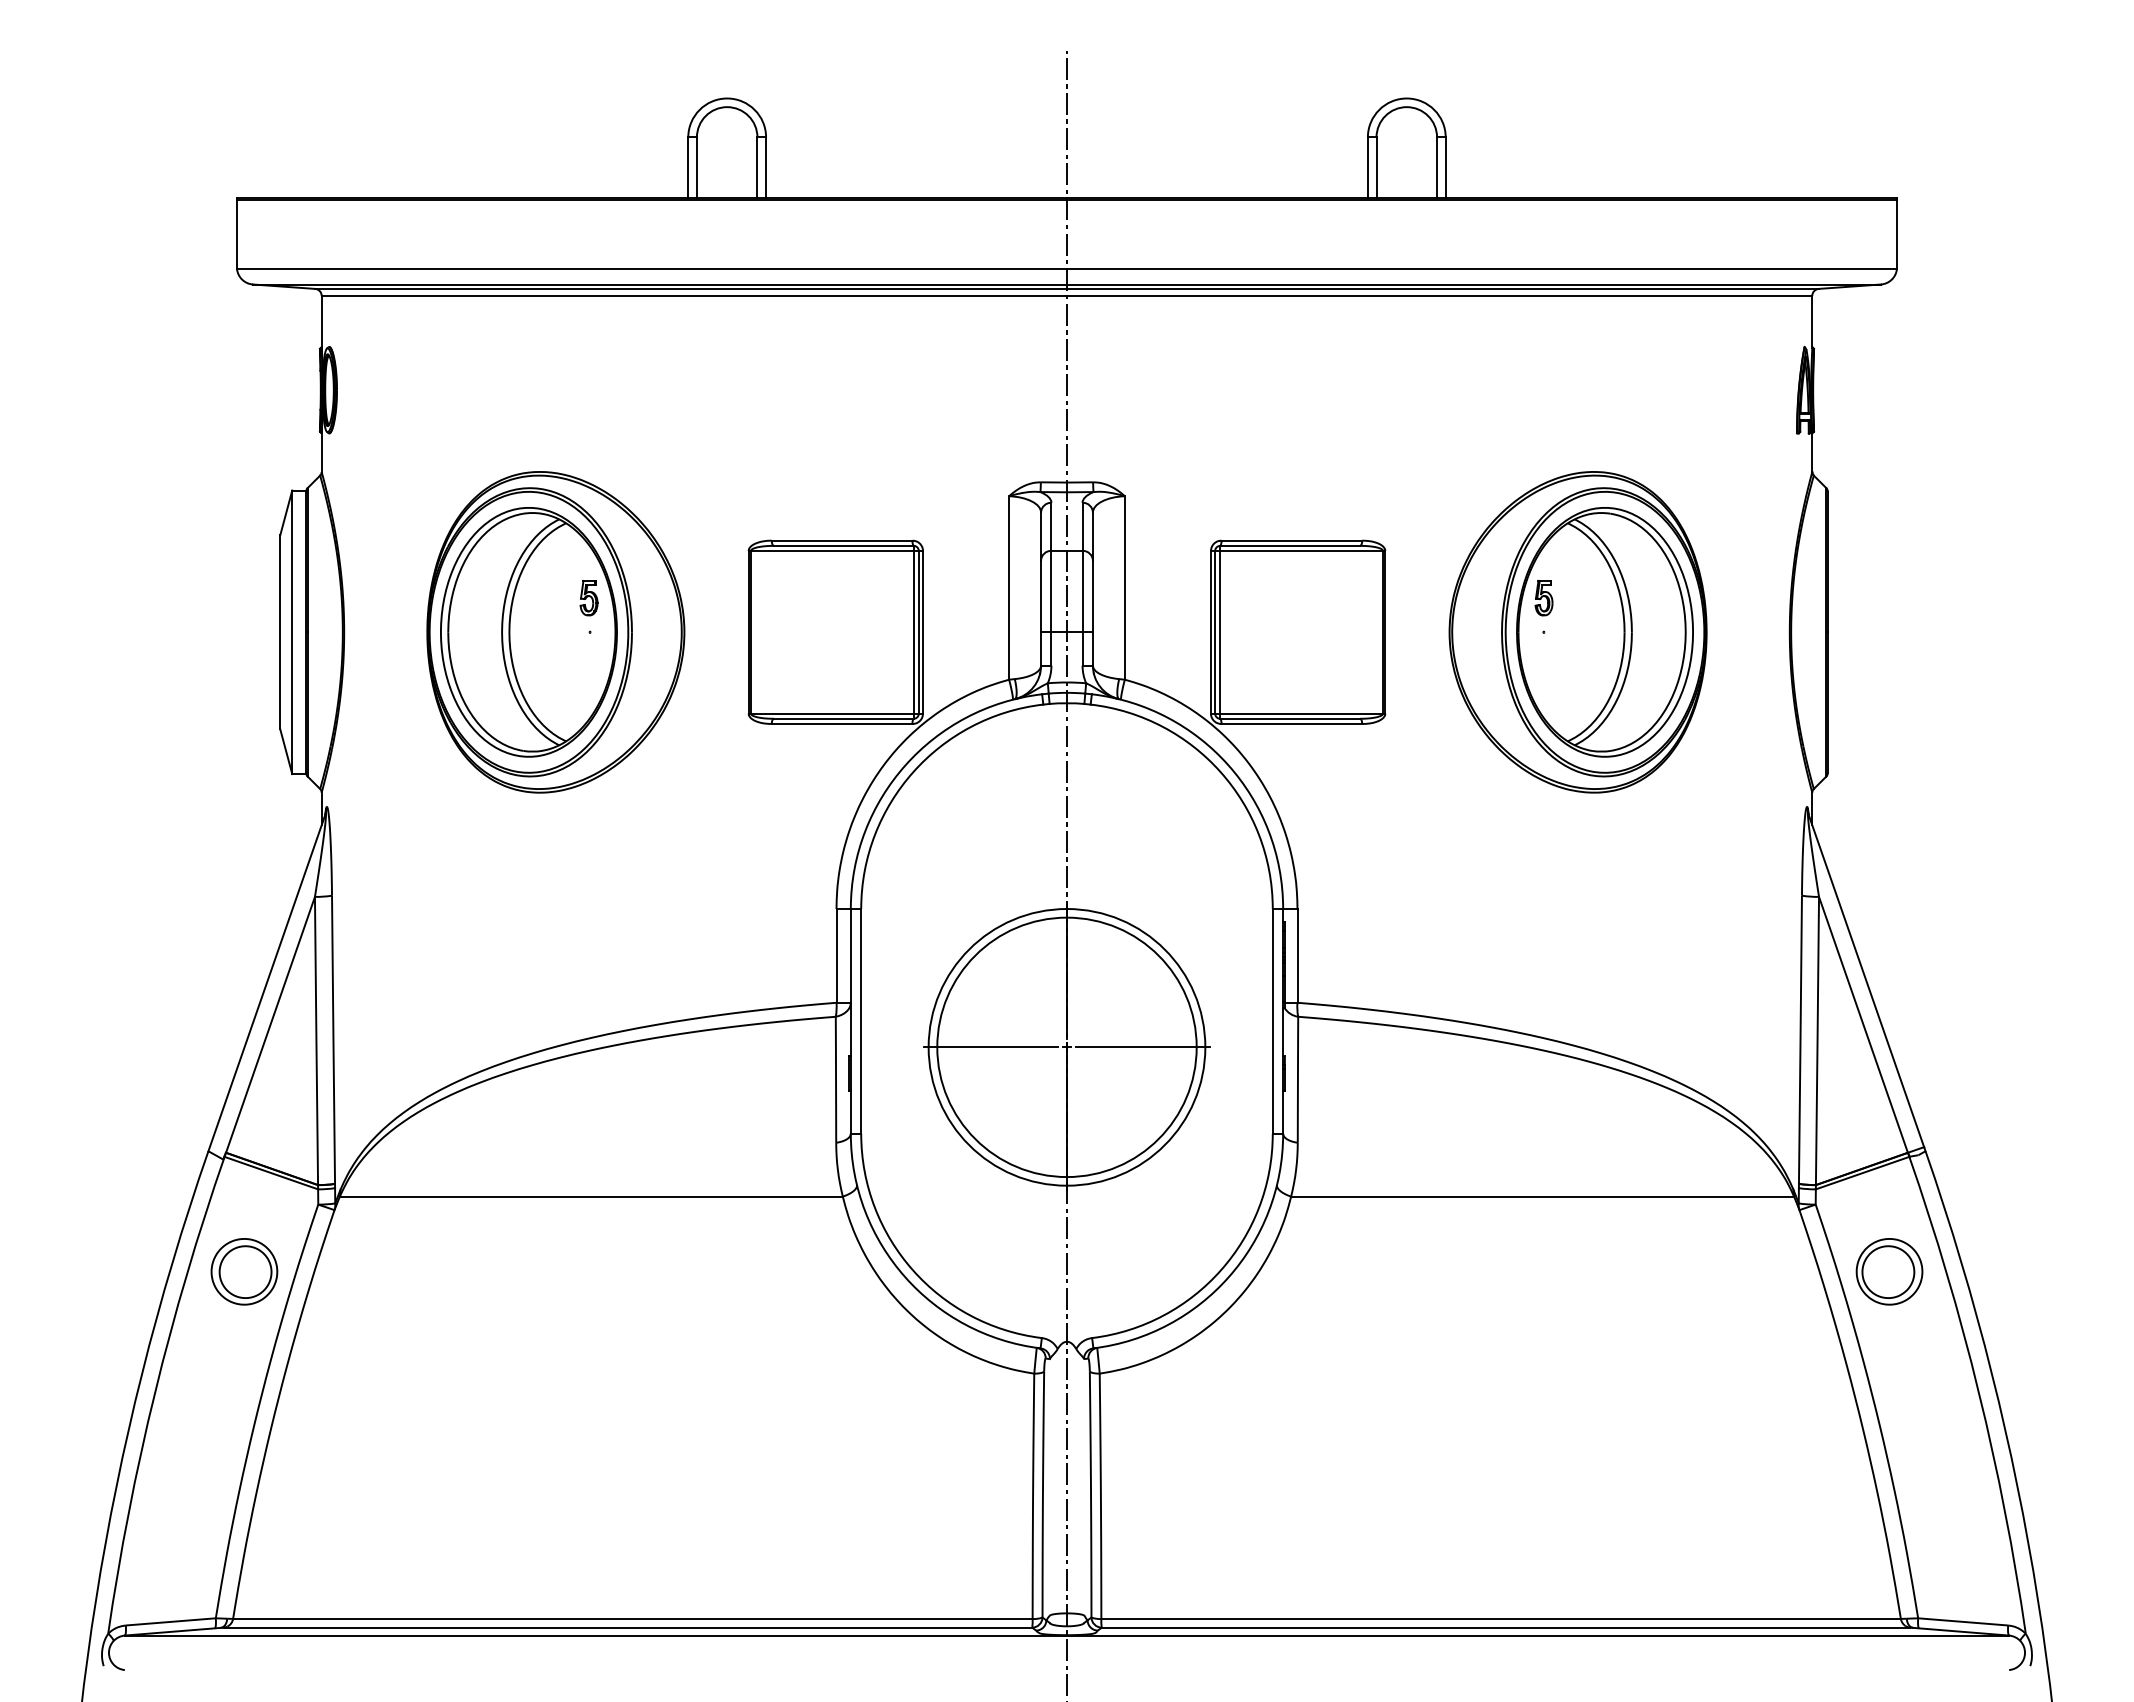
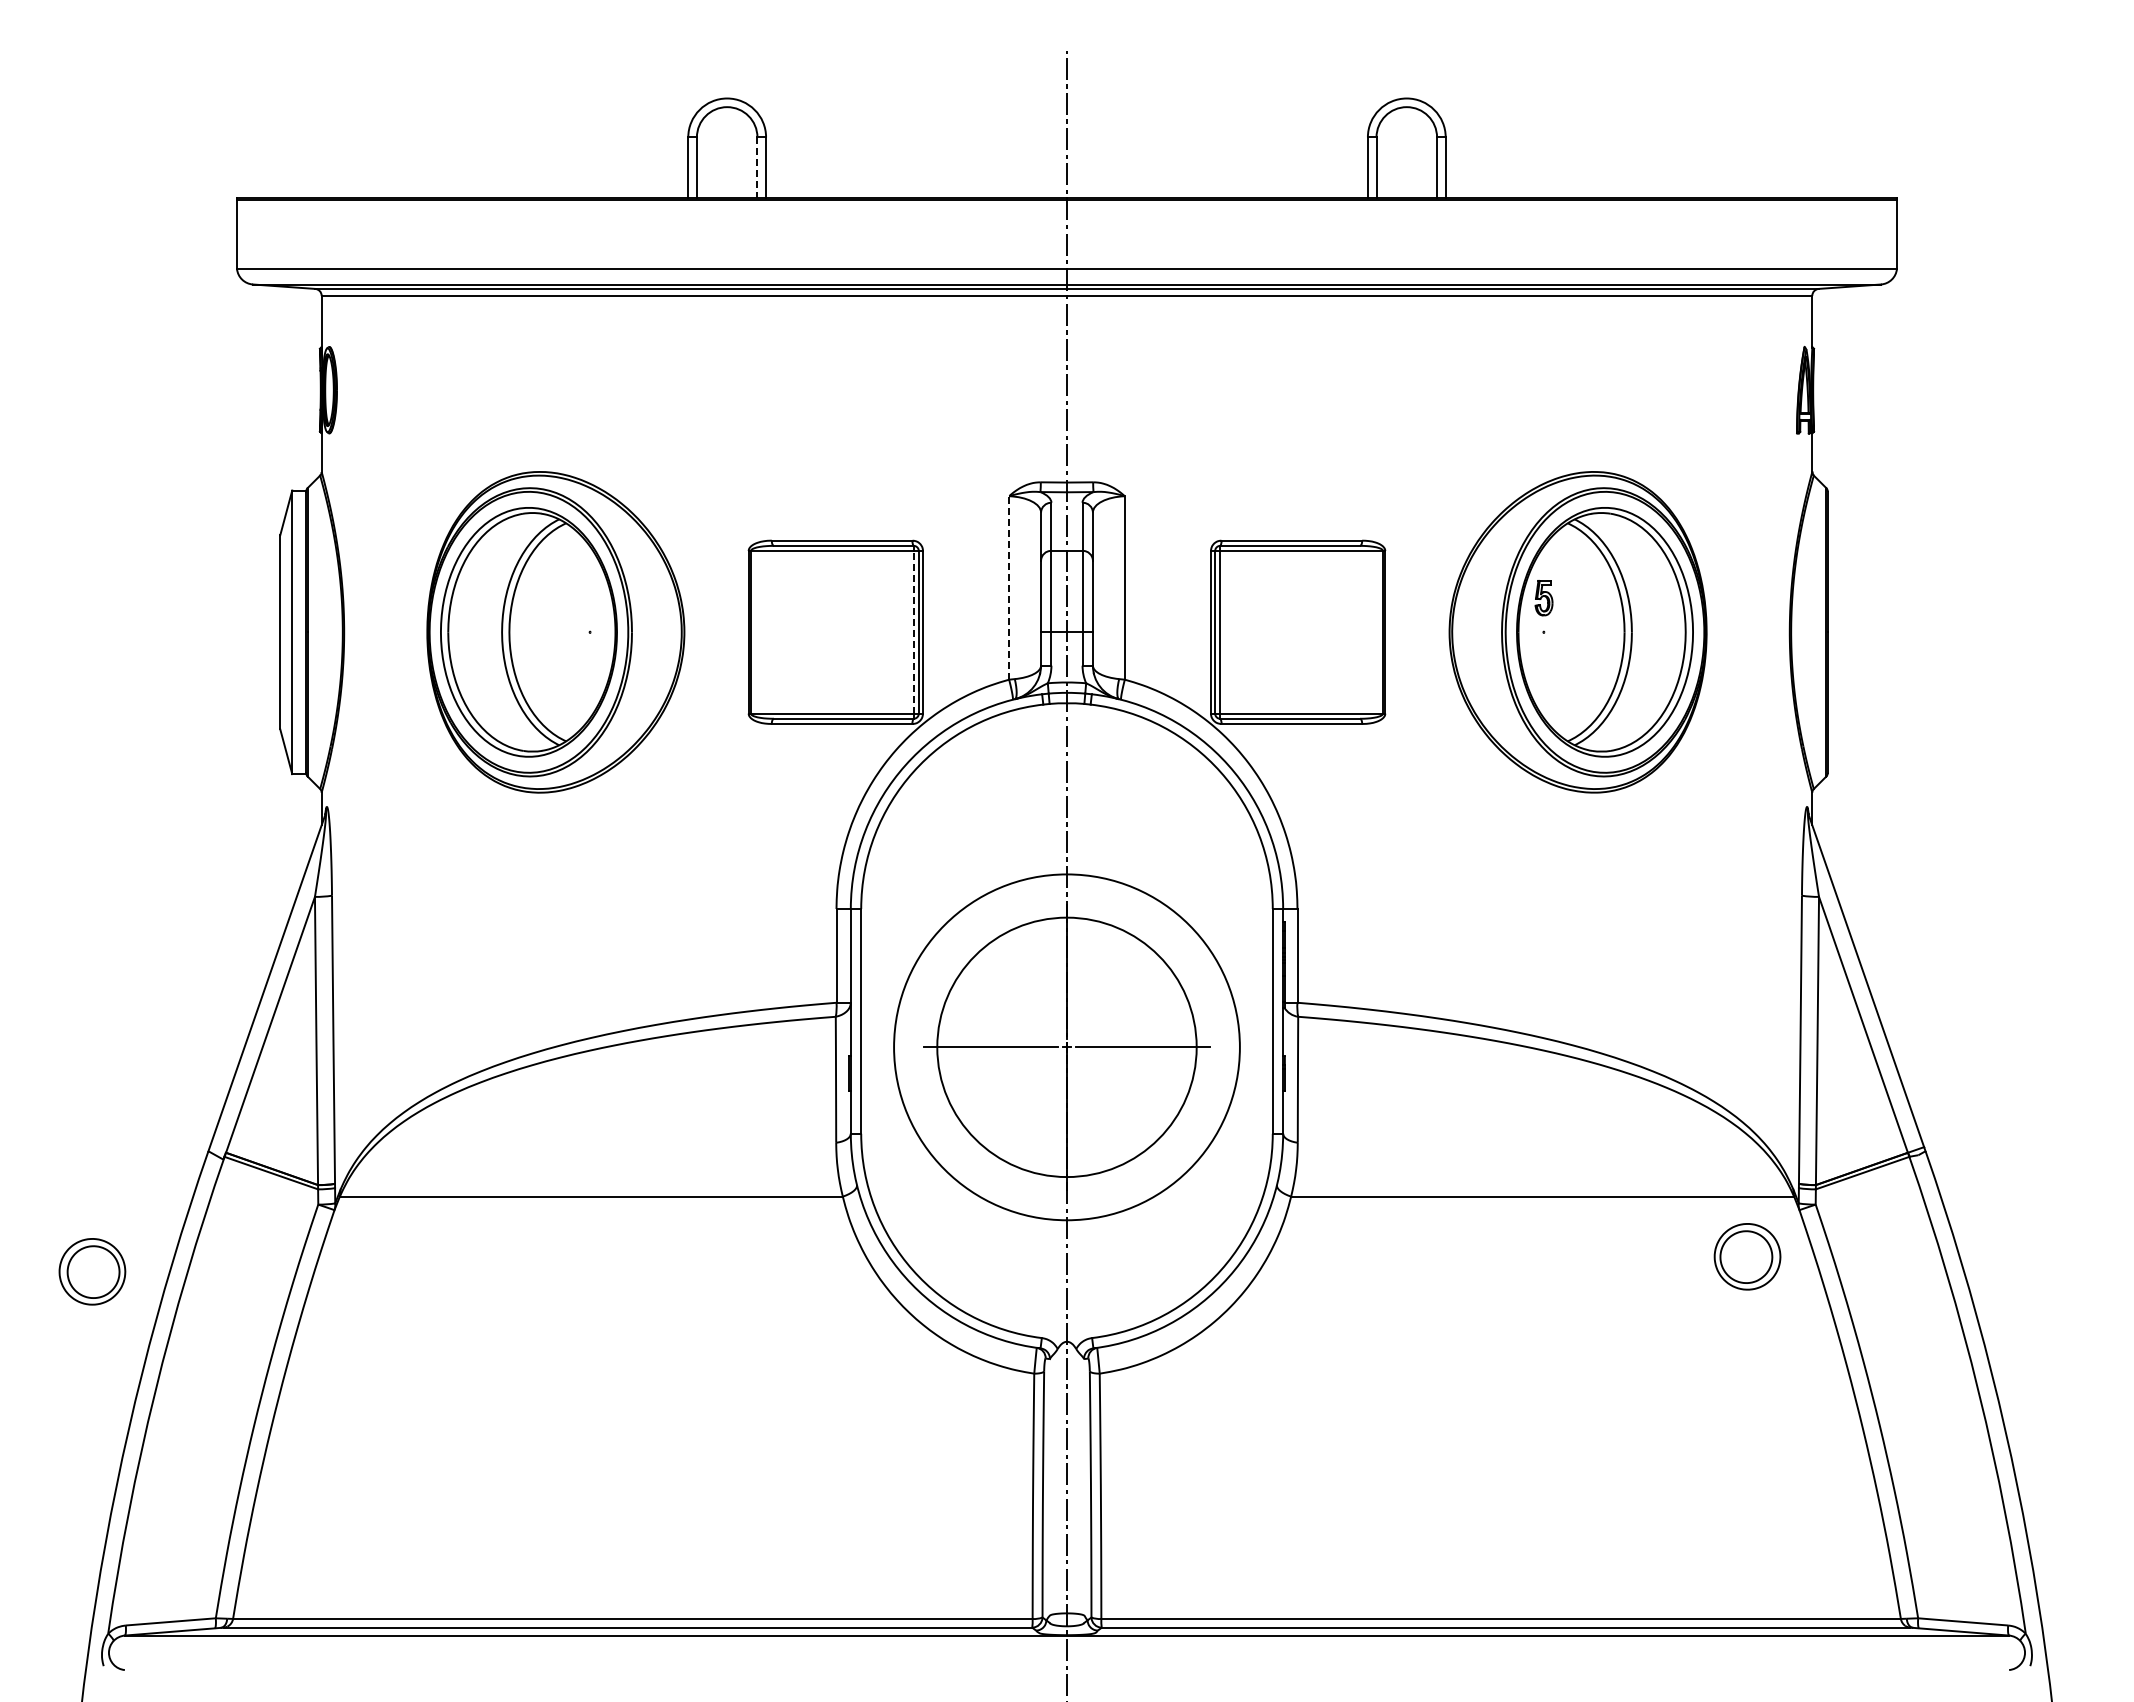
line: solid -> dashed (757, 168)
line: solid -> dashed (1009, 587)
part: present -> none (588, 598)
line: solid -> dashed (913, 631)
circle diameter: 277 px -> 346 px (1066, 1047)
part position: (244, 1271) -> (92, 1271) (92, 1271)
part position: (1889, 1271) -> (1747, 1256) (1747, 1256)
